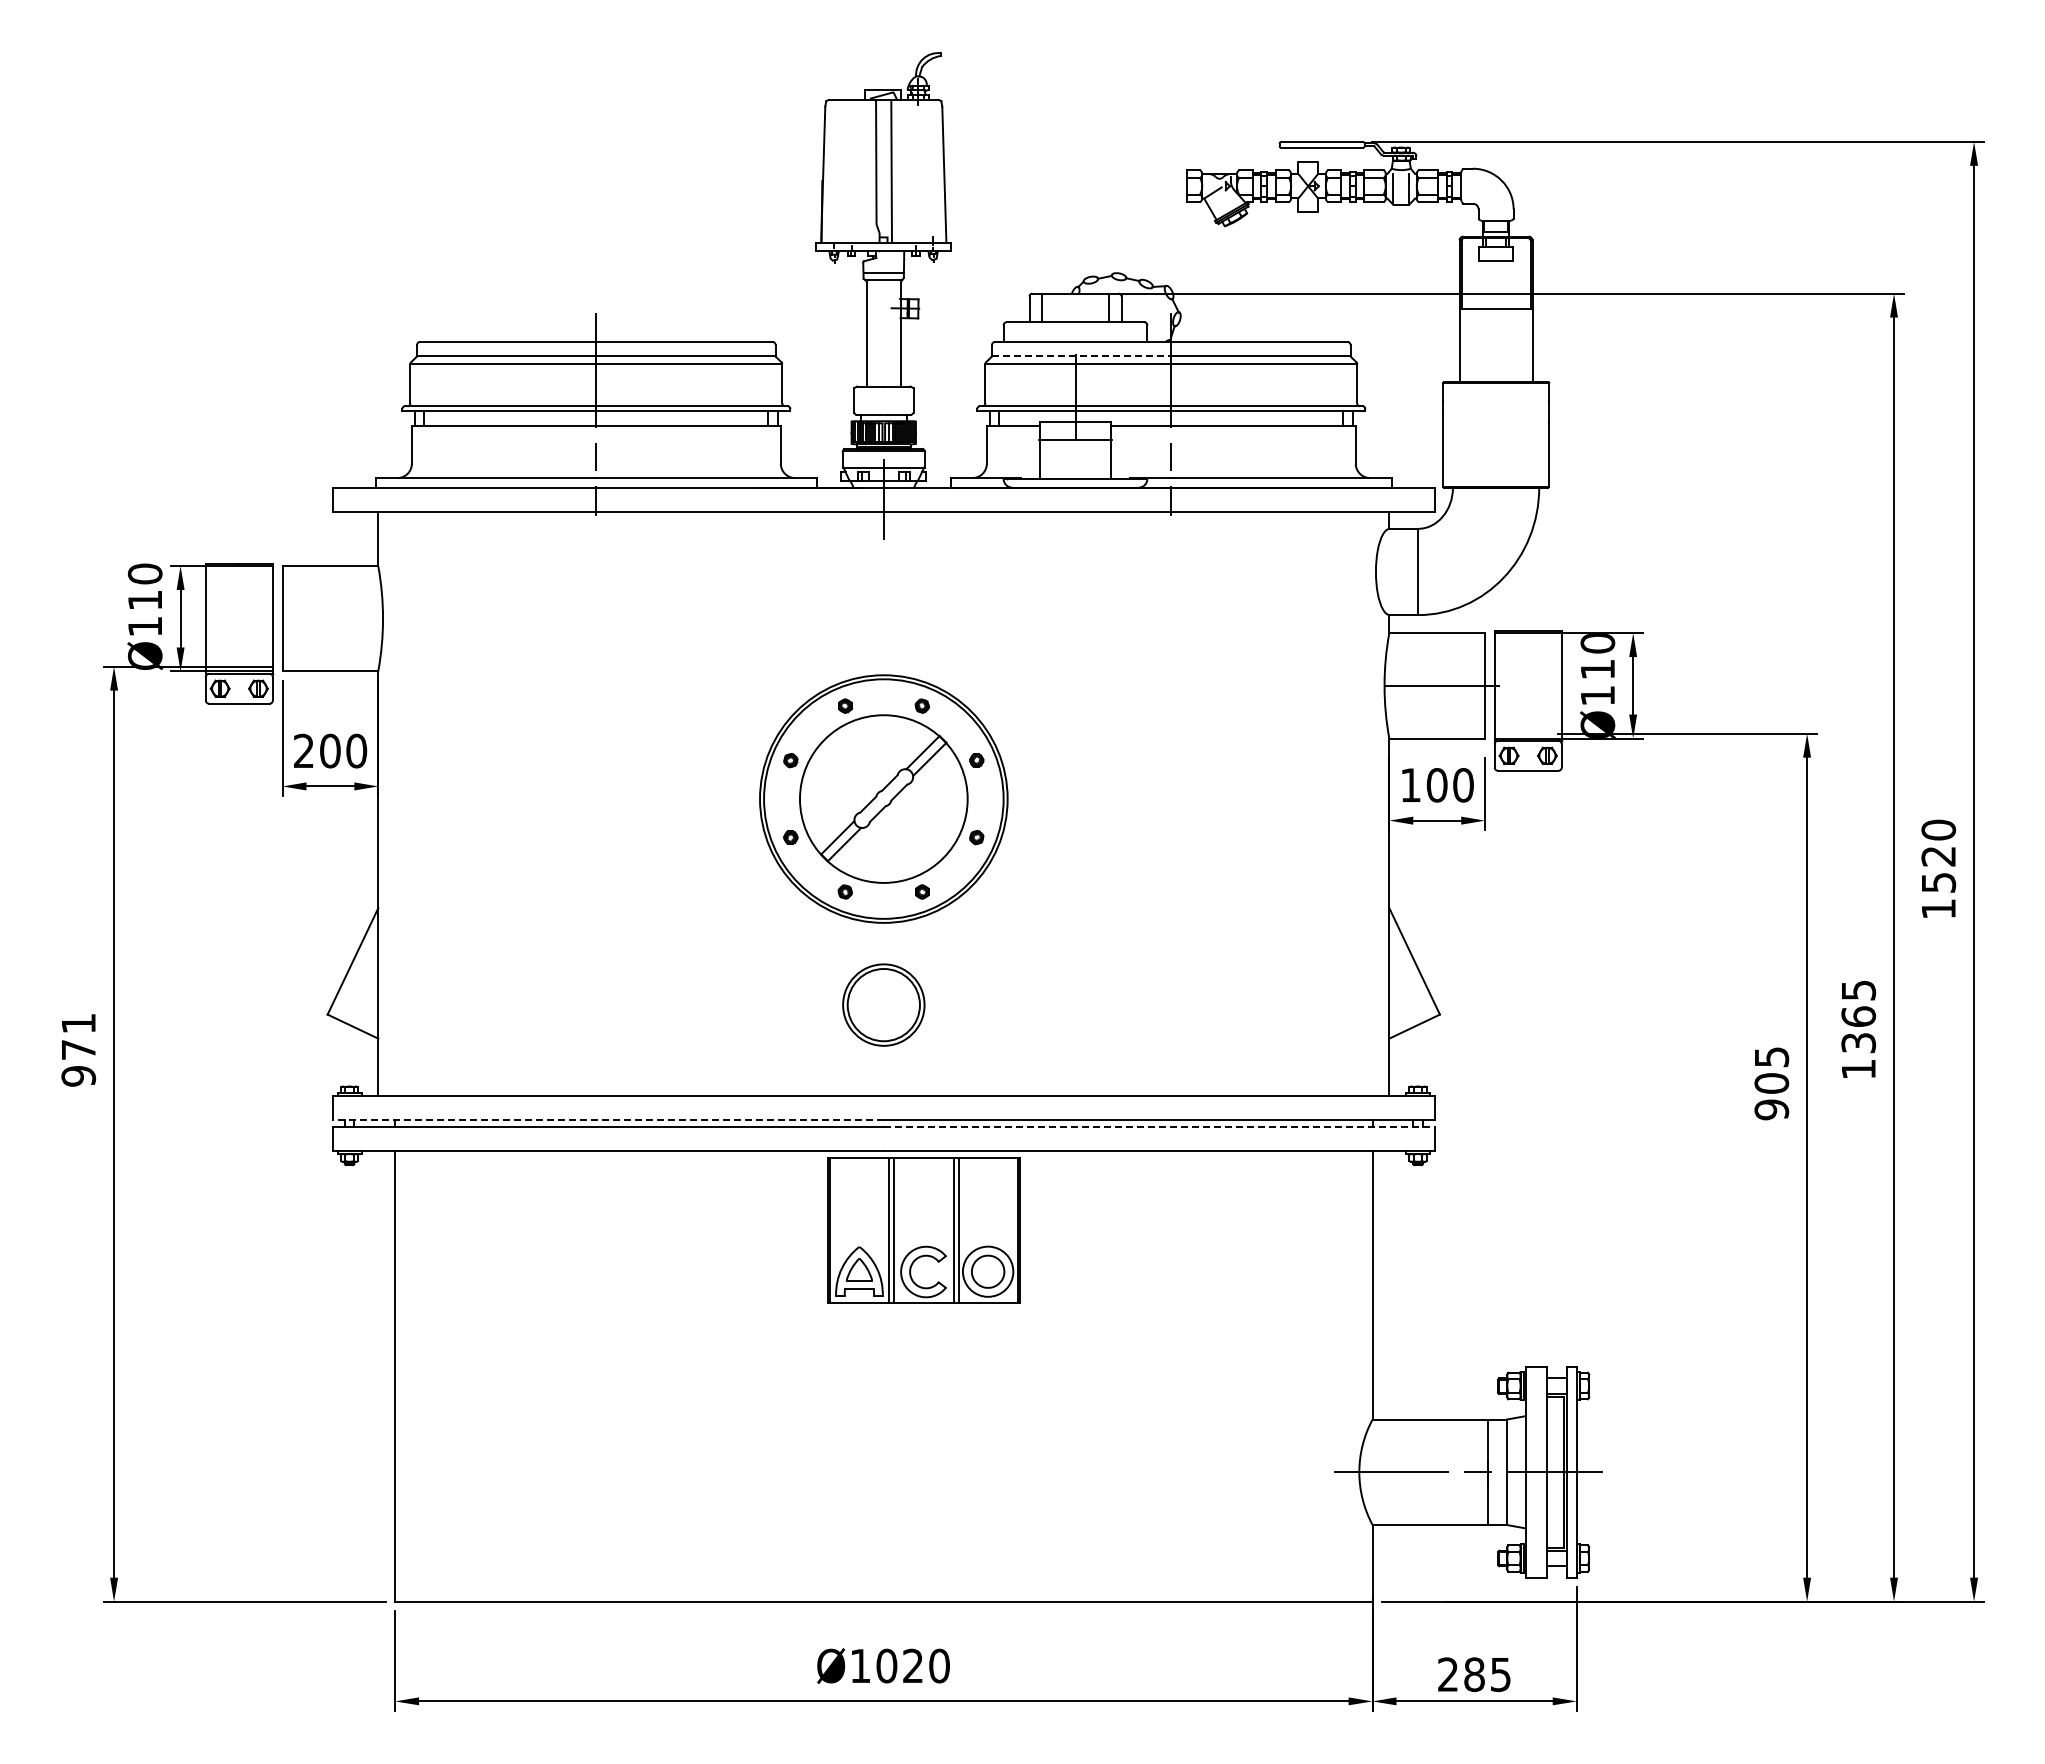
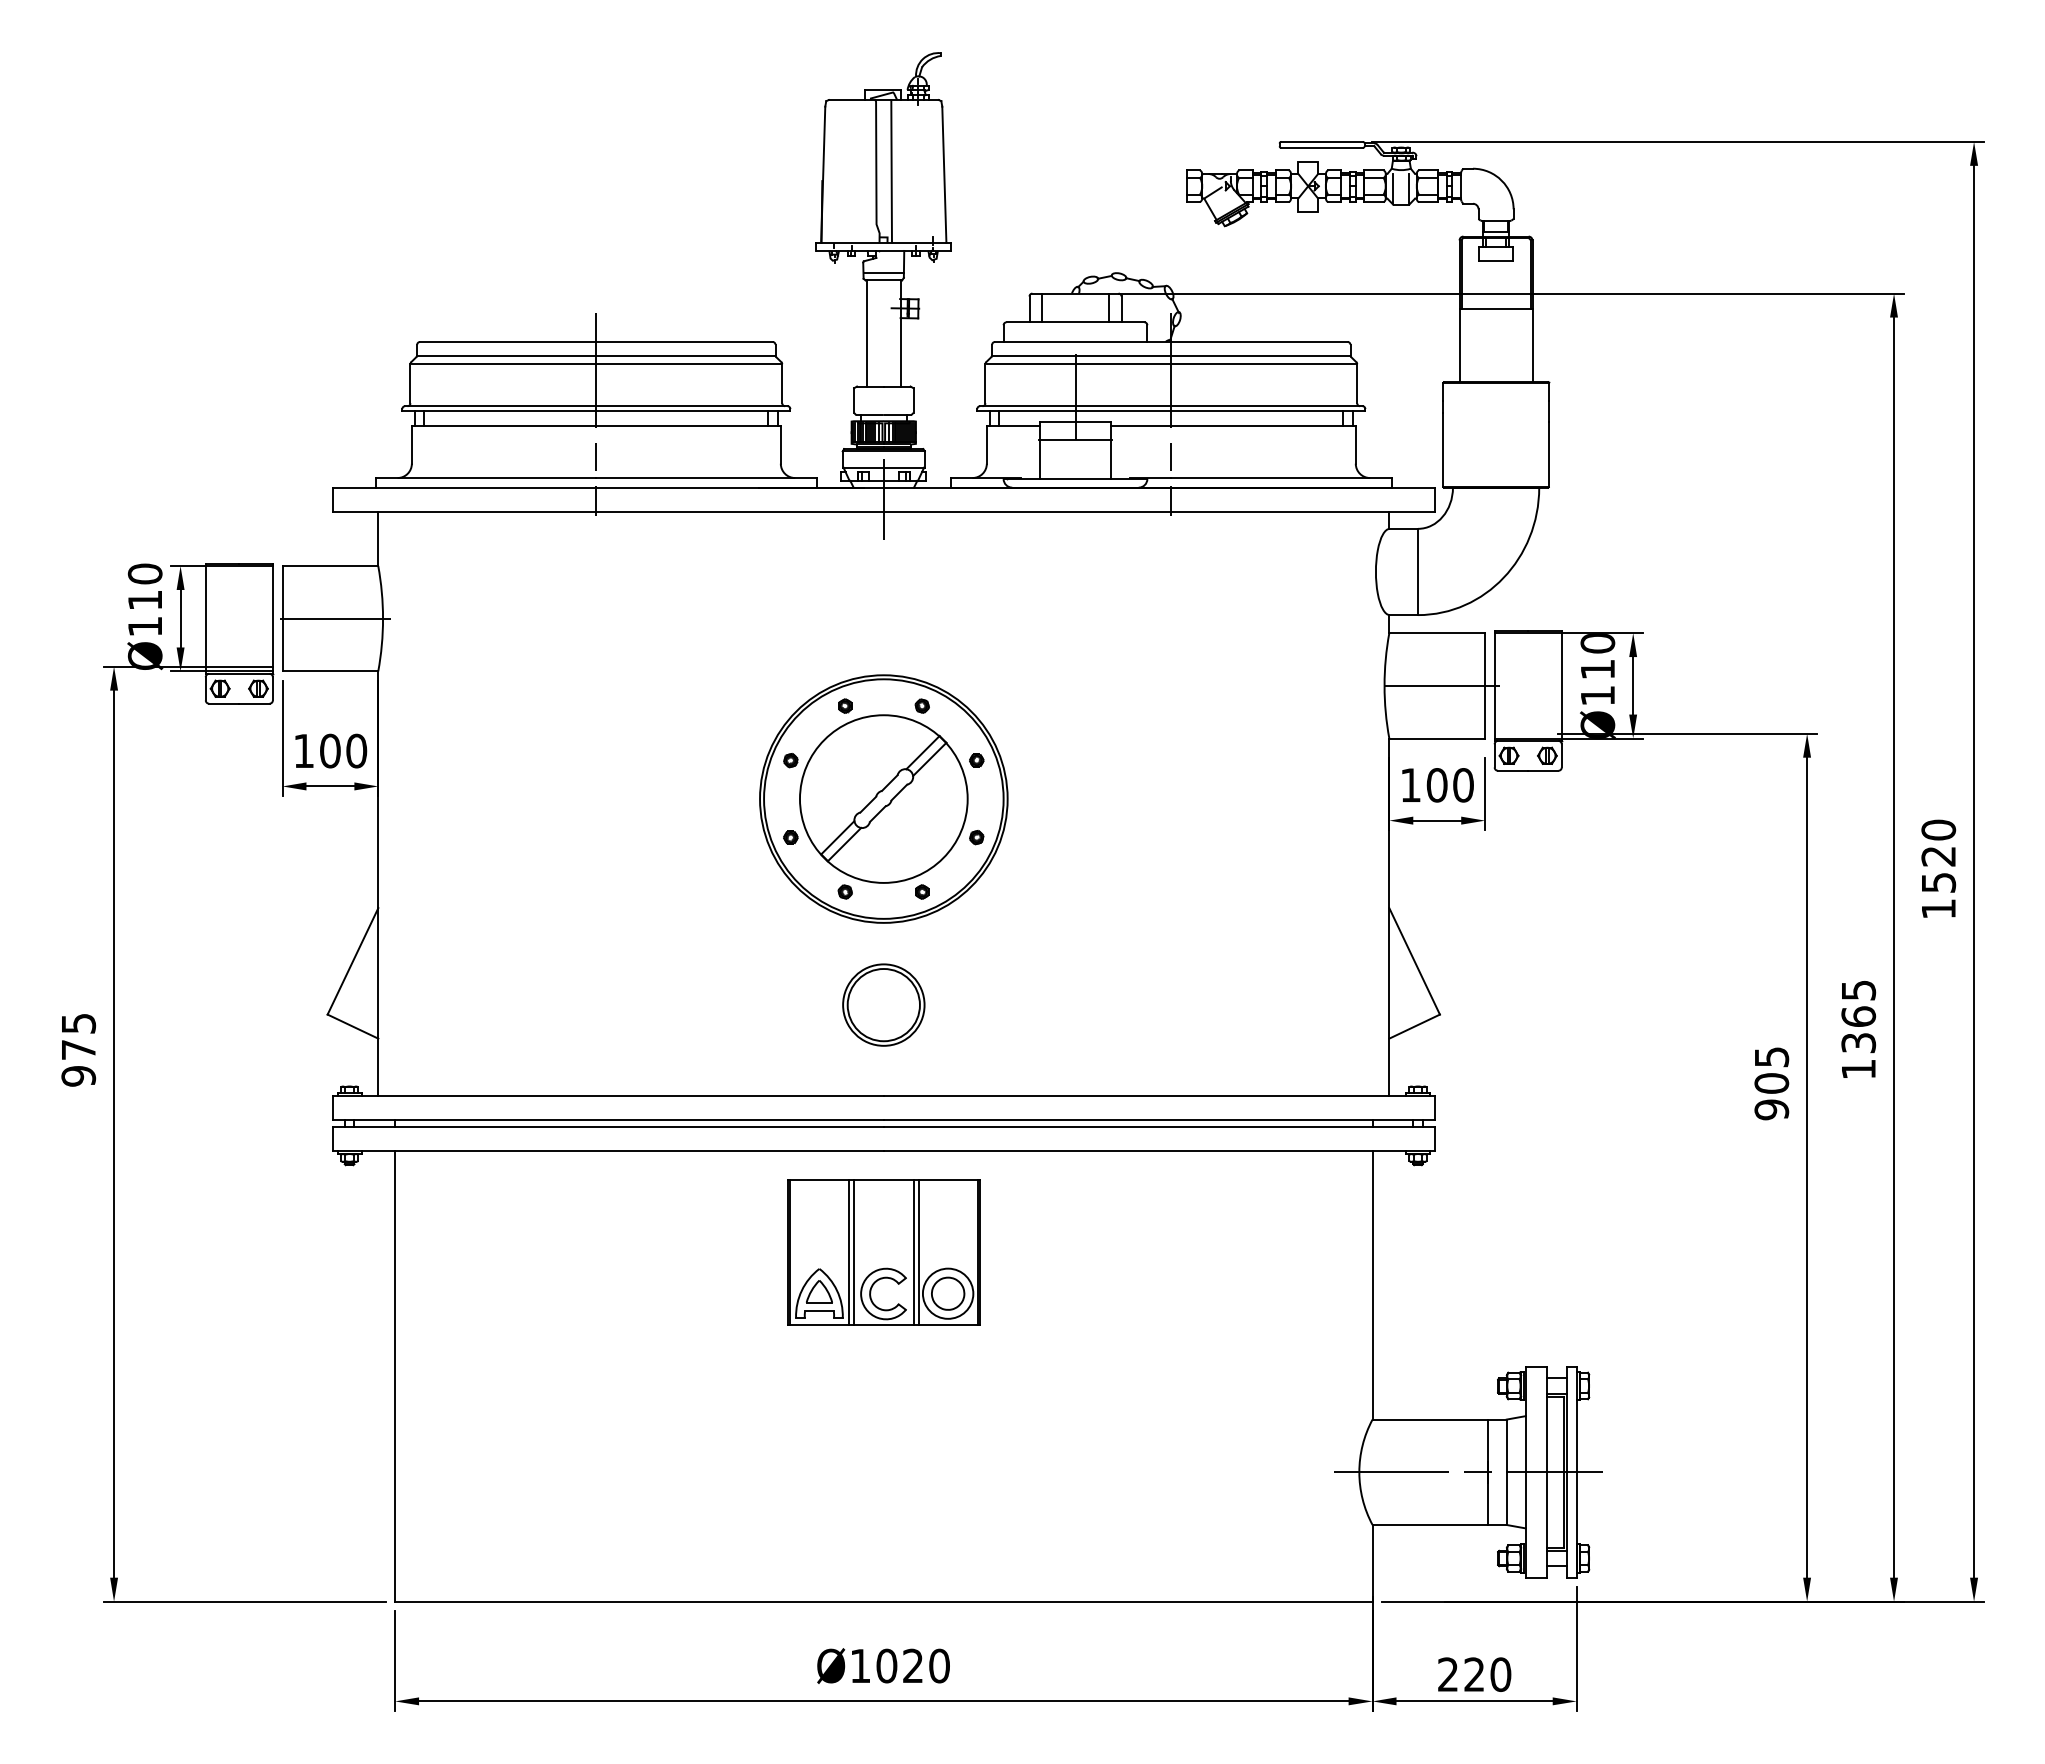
line: dashed -> solid (1082, 356)
line: none -> present (334, 618)
text: 200 -> 100 (303, 750)
text: 971 -> 975 (79, 1023)
line: dashed -> solid (608, 1120)
line: dashed -> solid (1159, 1127)
part position: (923, 1230) -> (883, 1252) (883, 1252)
text: 285 -> 220 (1487, 1674)
